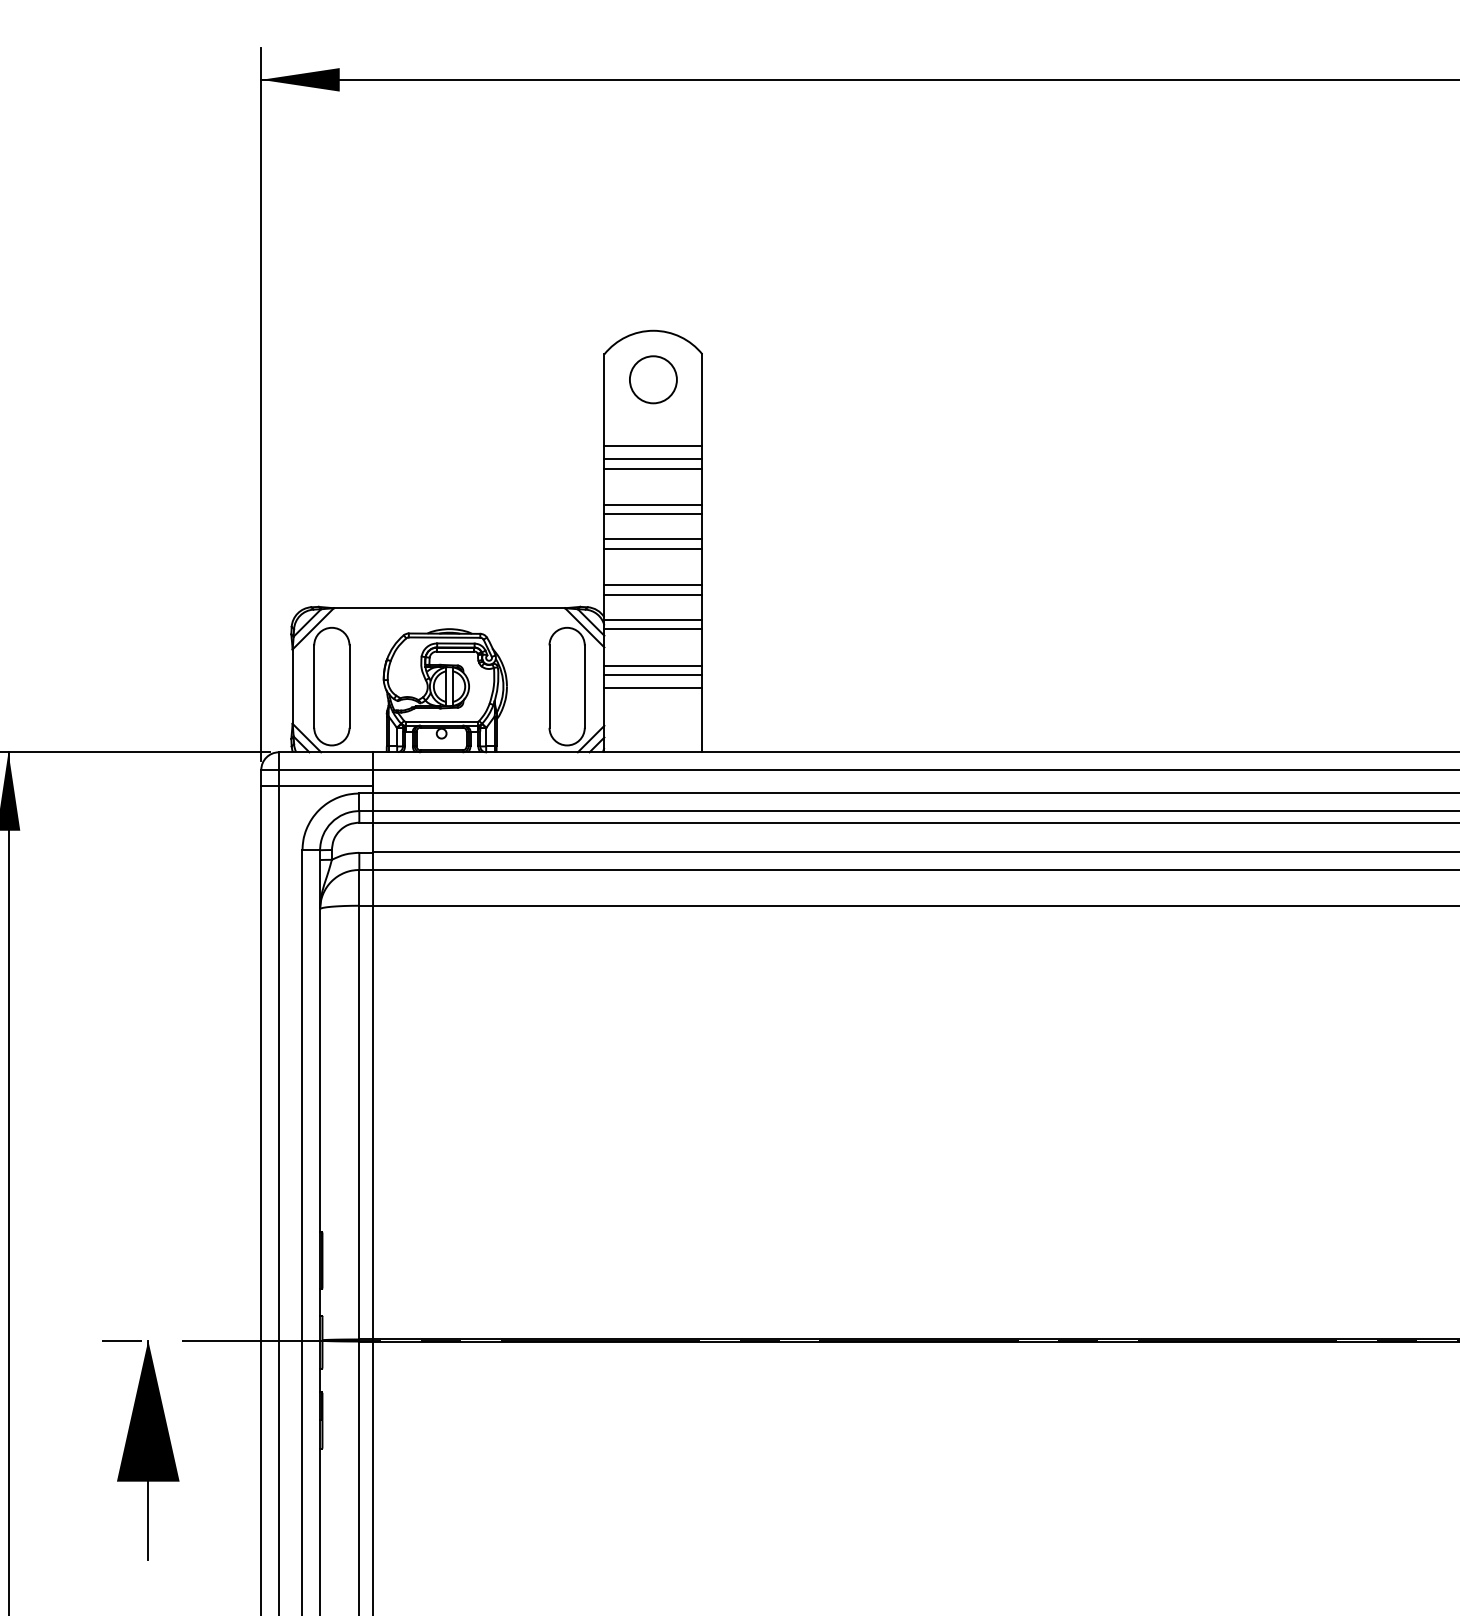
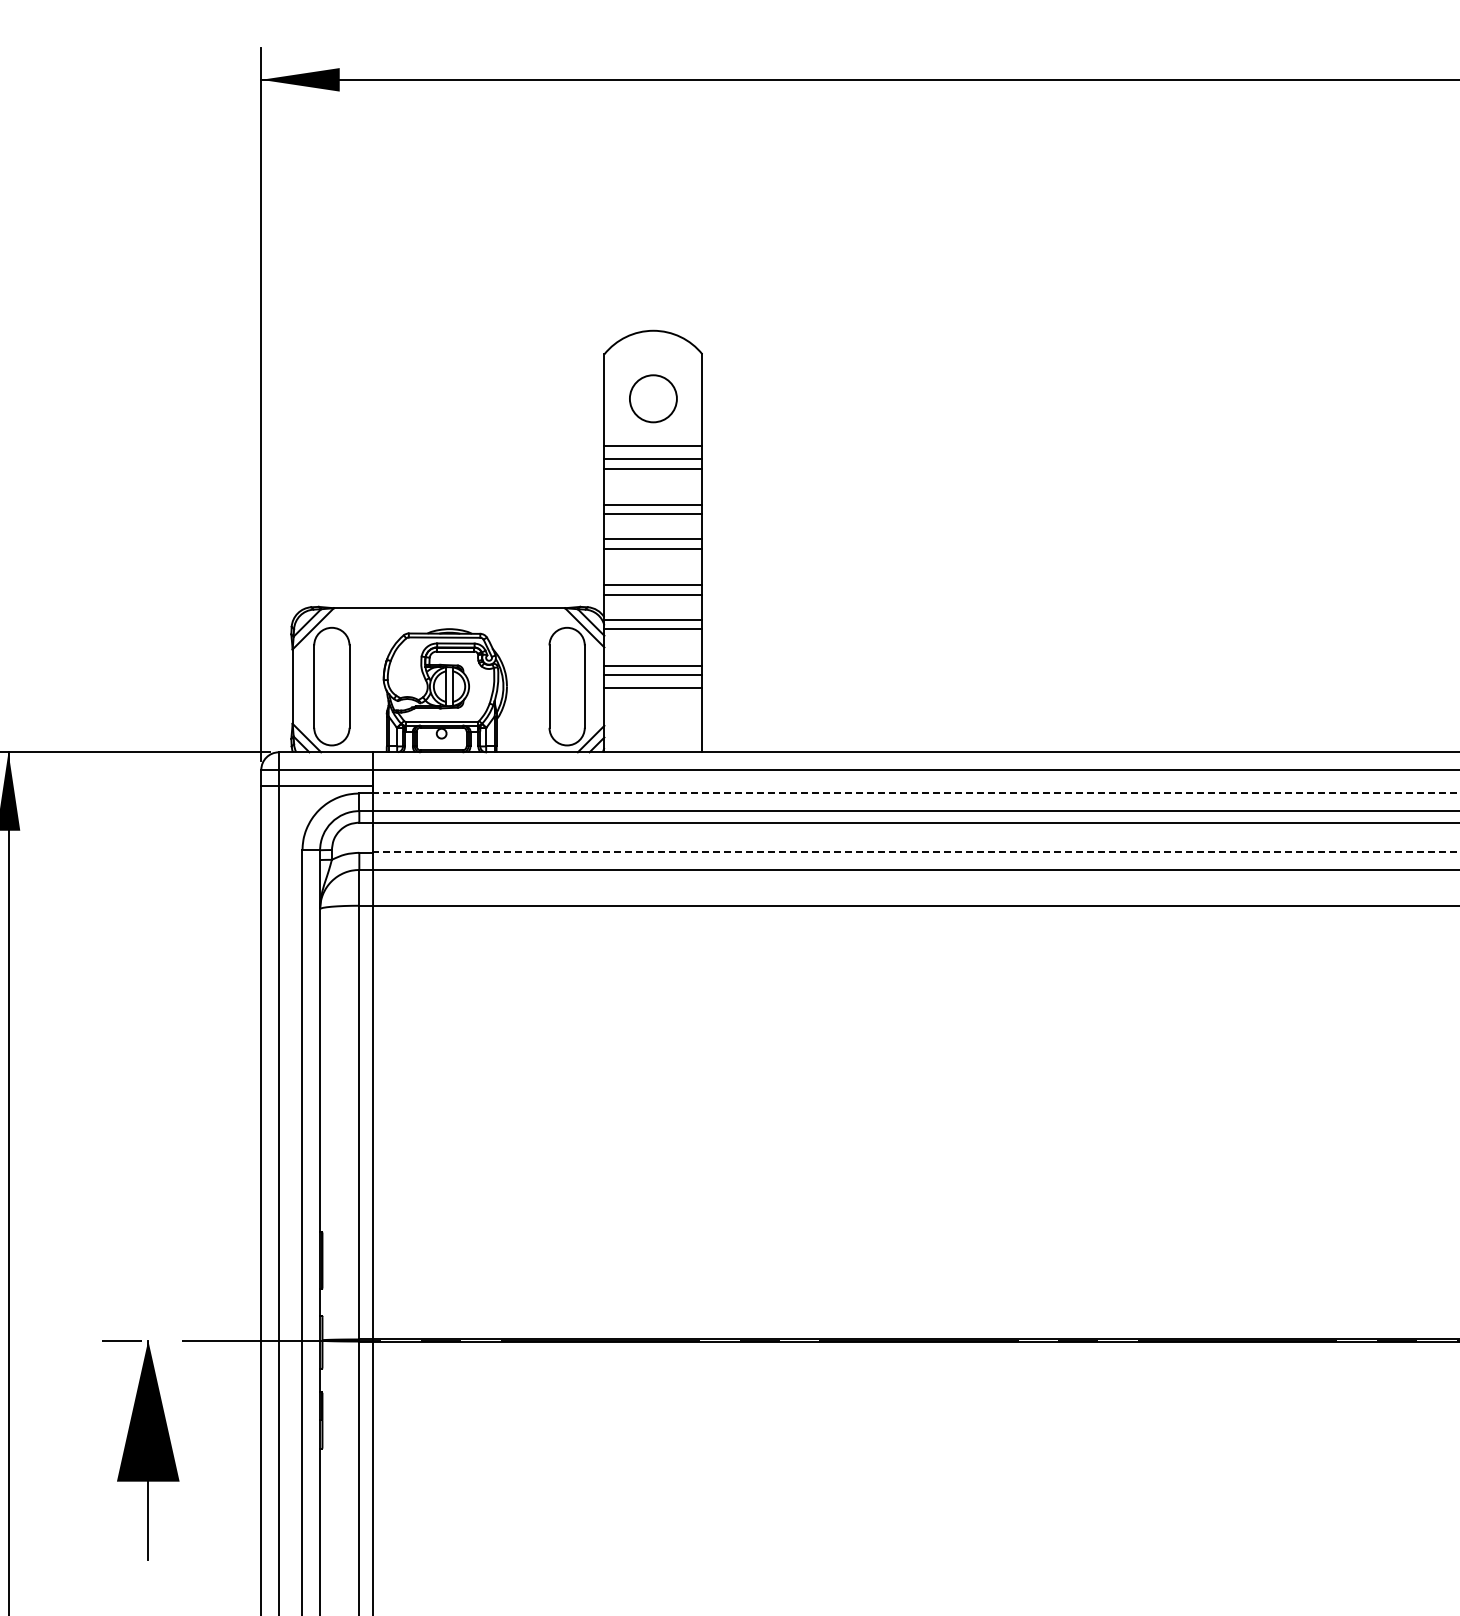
circle position: (653, 379) -> (653, 398) (653, 398)
line: solid -> dashed (916, 793)
line: solid -> dashed (916, 852)
